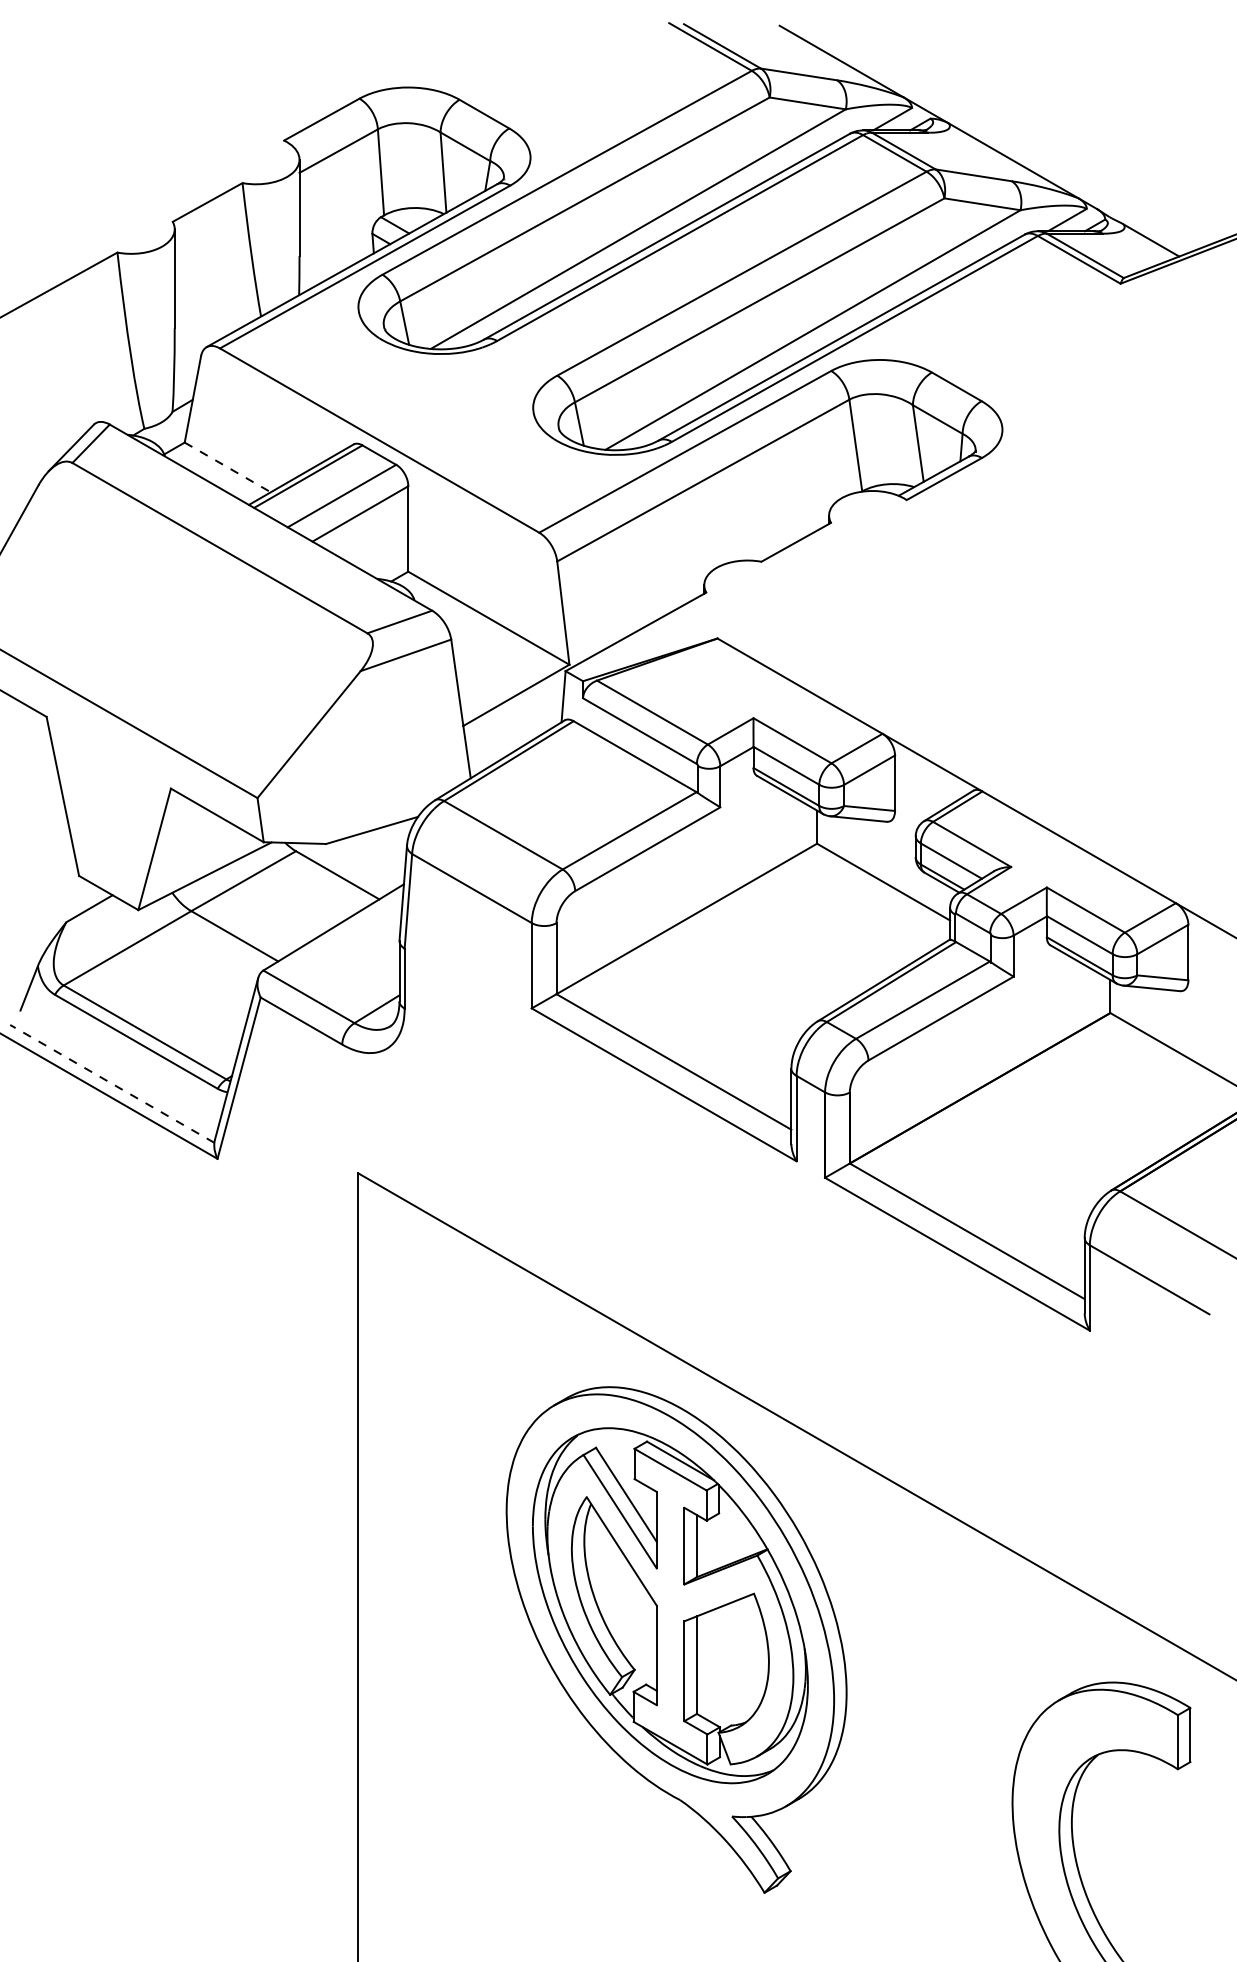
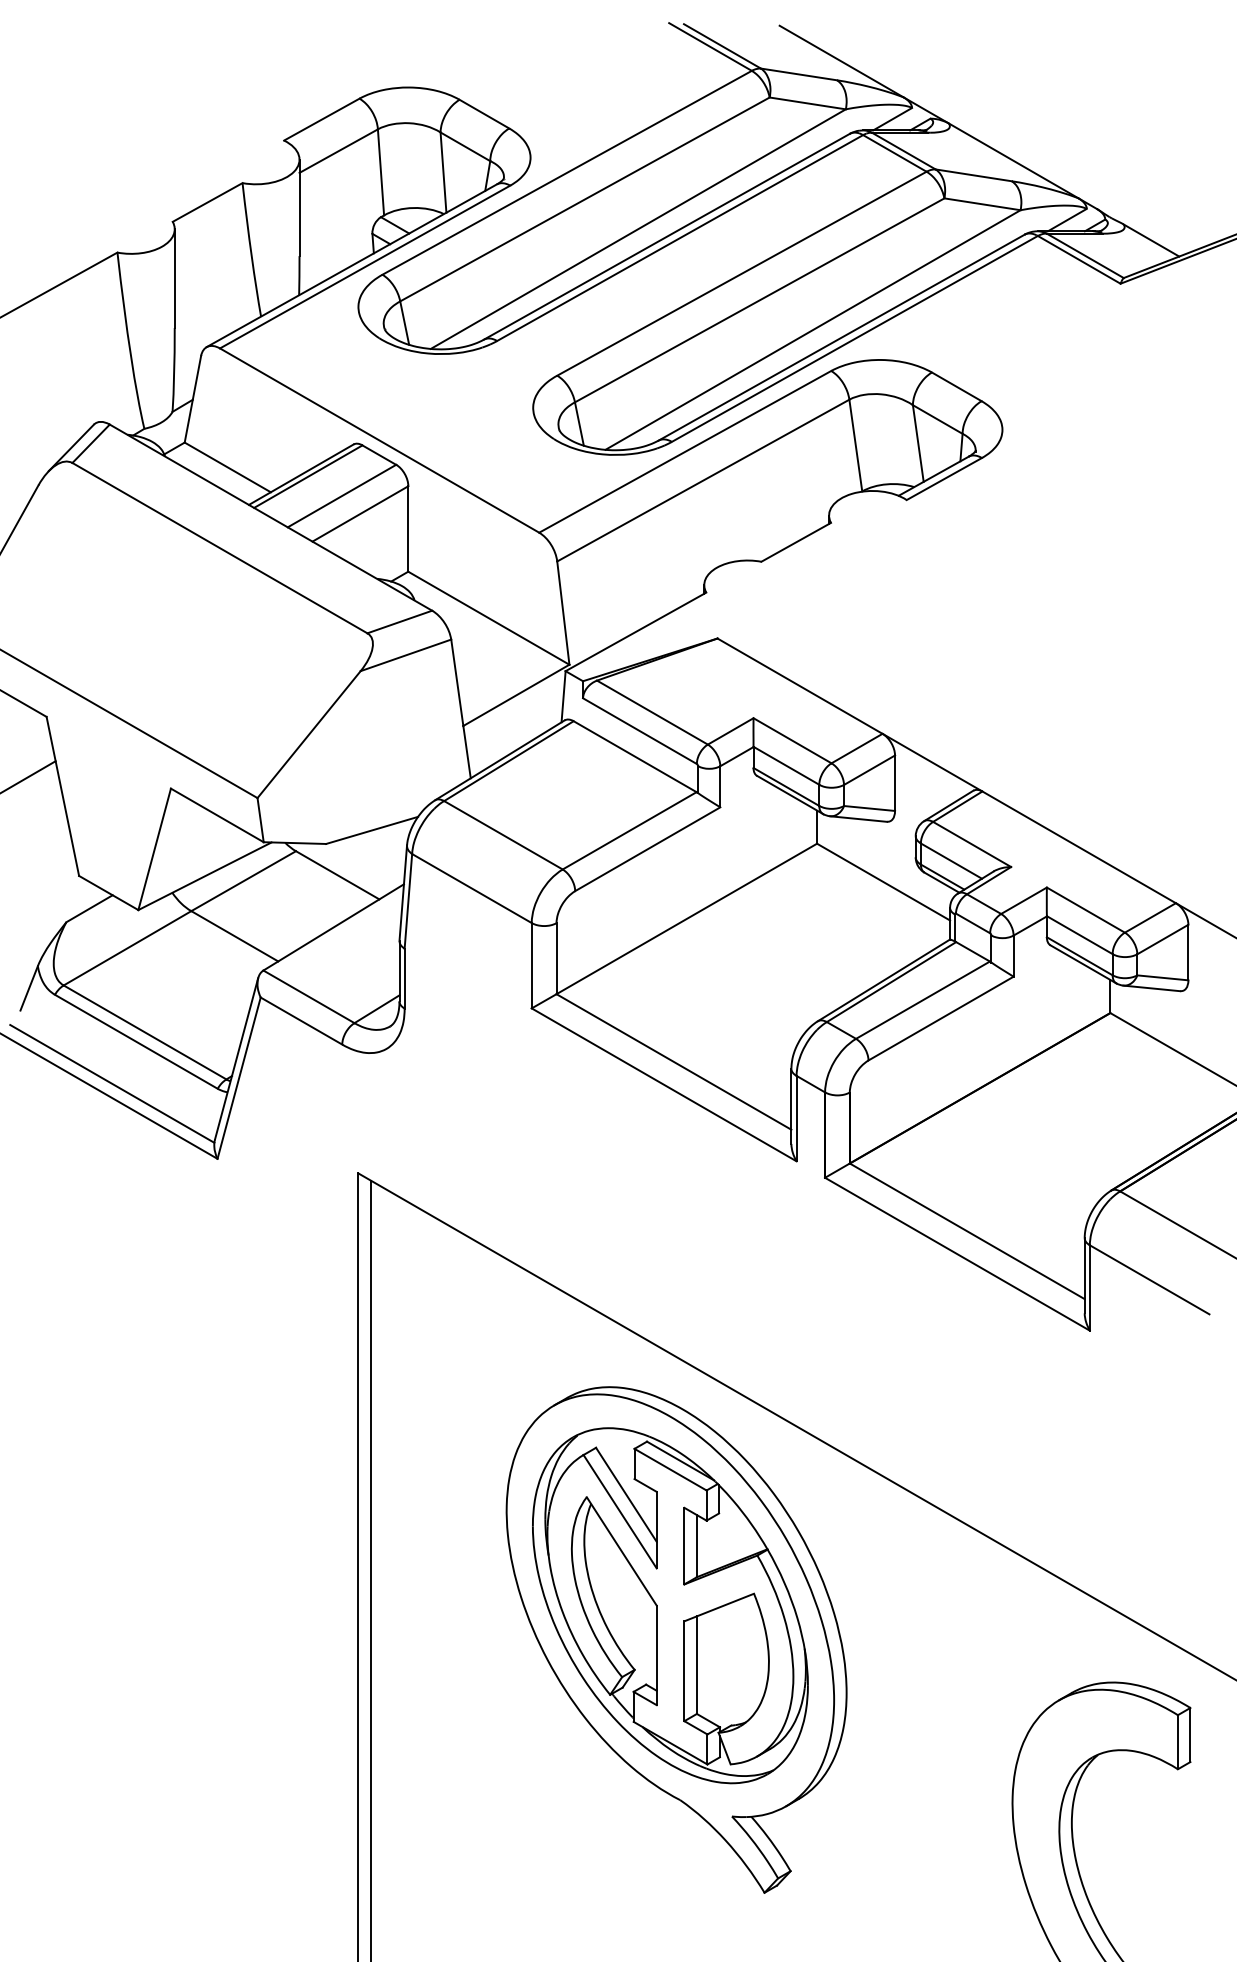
line: dashed -> solid (227, 467)
line: none -> present (28, 776)
line: dashed -> solid (112, 1083)
line: none -> present (370, 1569)
